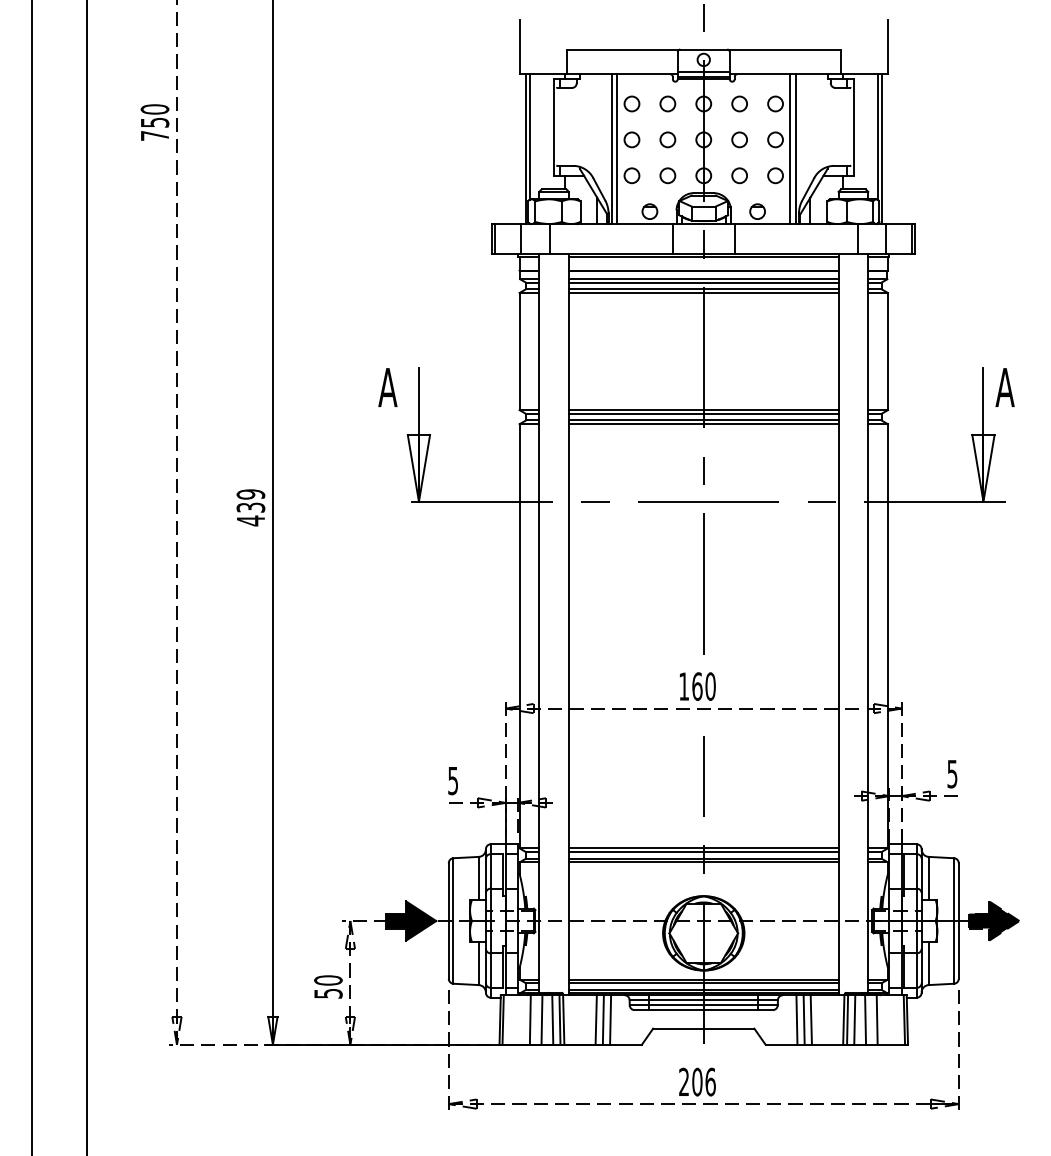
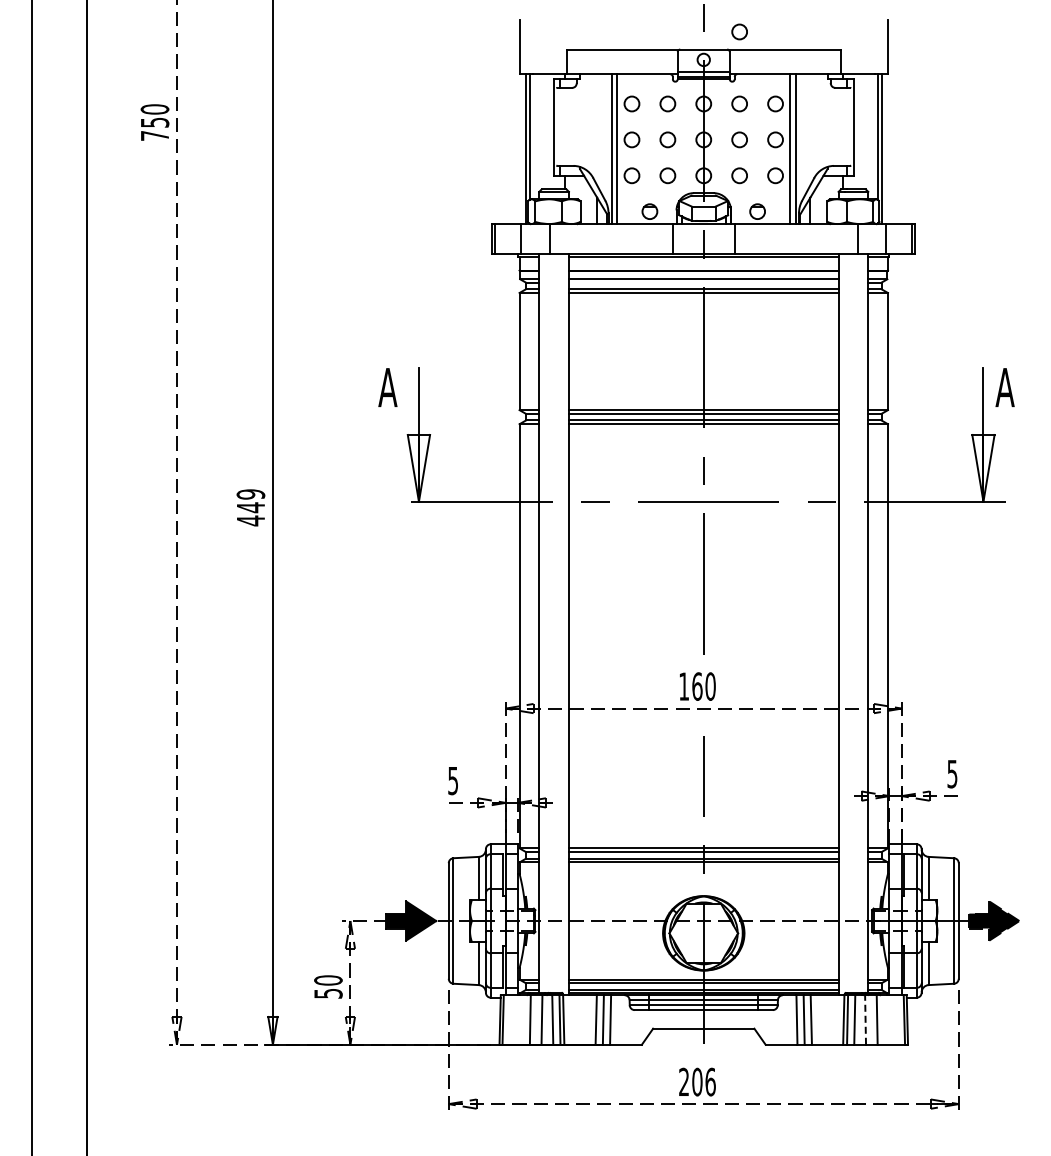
circle: none -> present (739, 31)
line: present -> none (703, 282)
text: 439 -> 449 (250, 507)
line: solid -> dashed (865, 1020)
